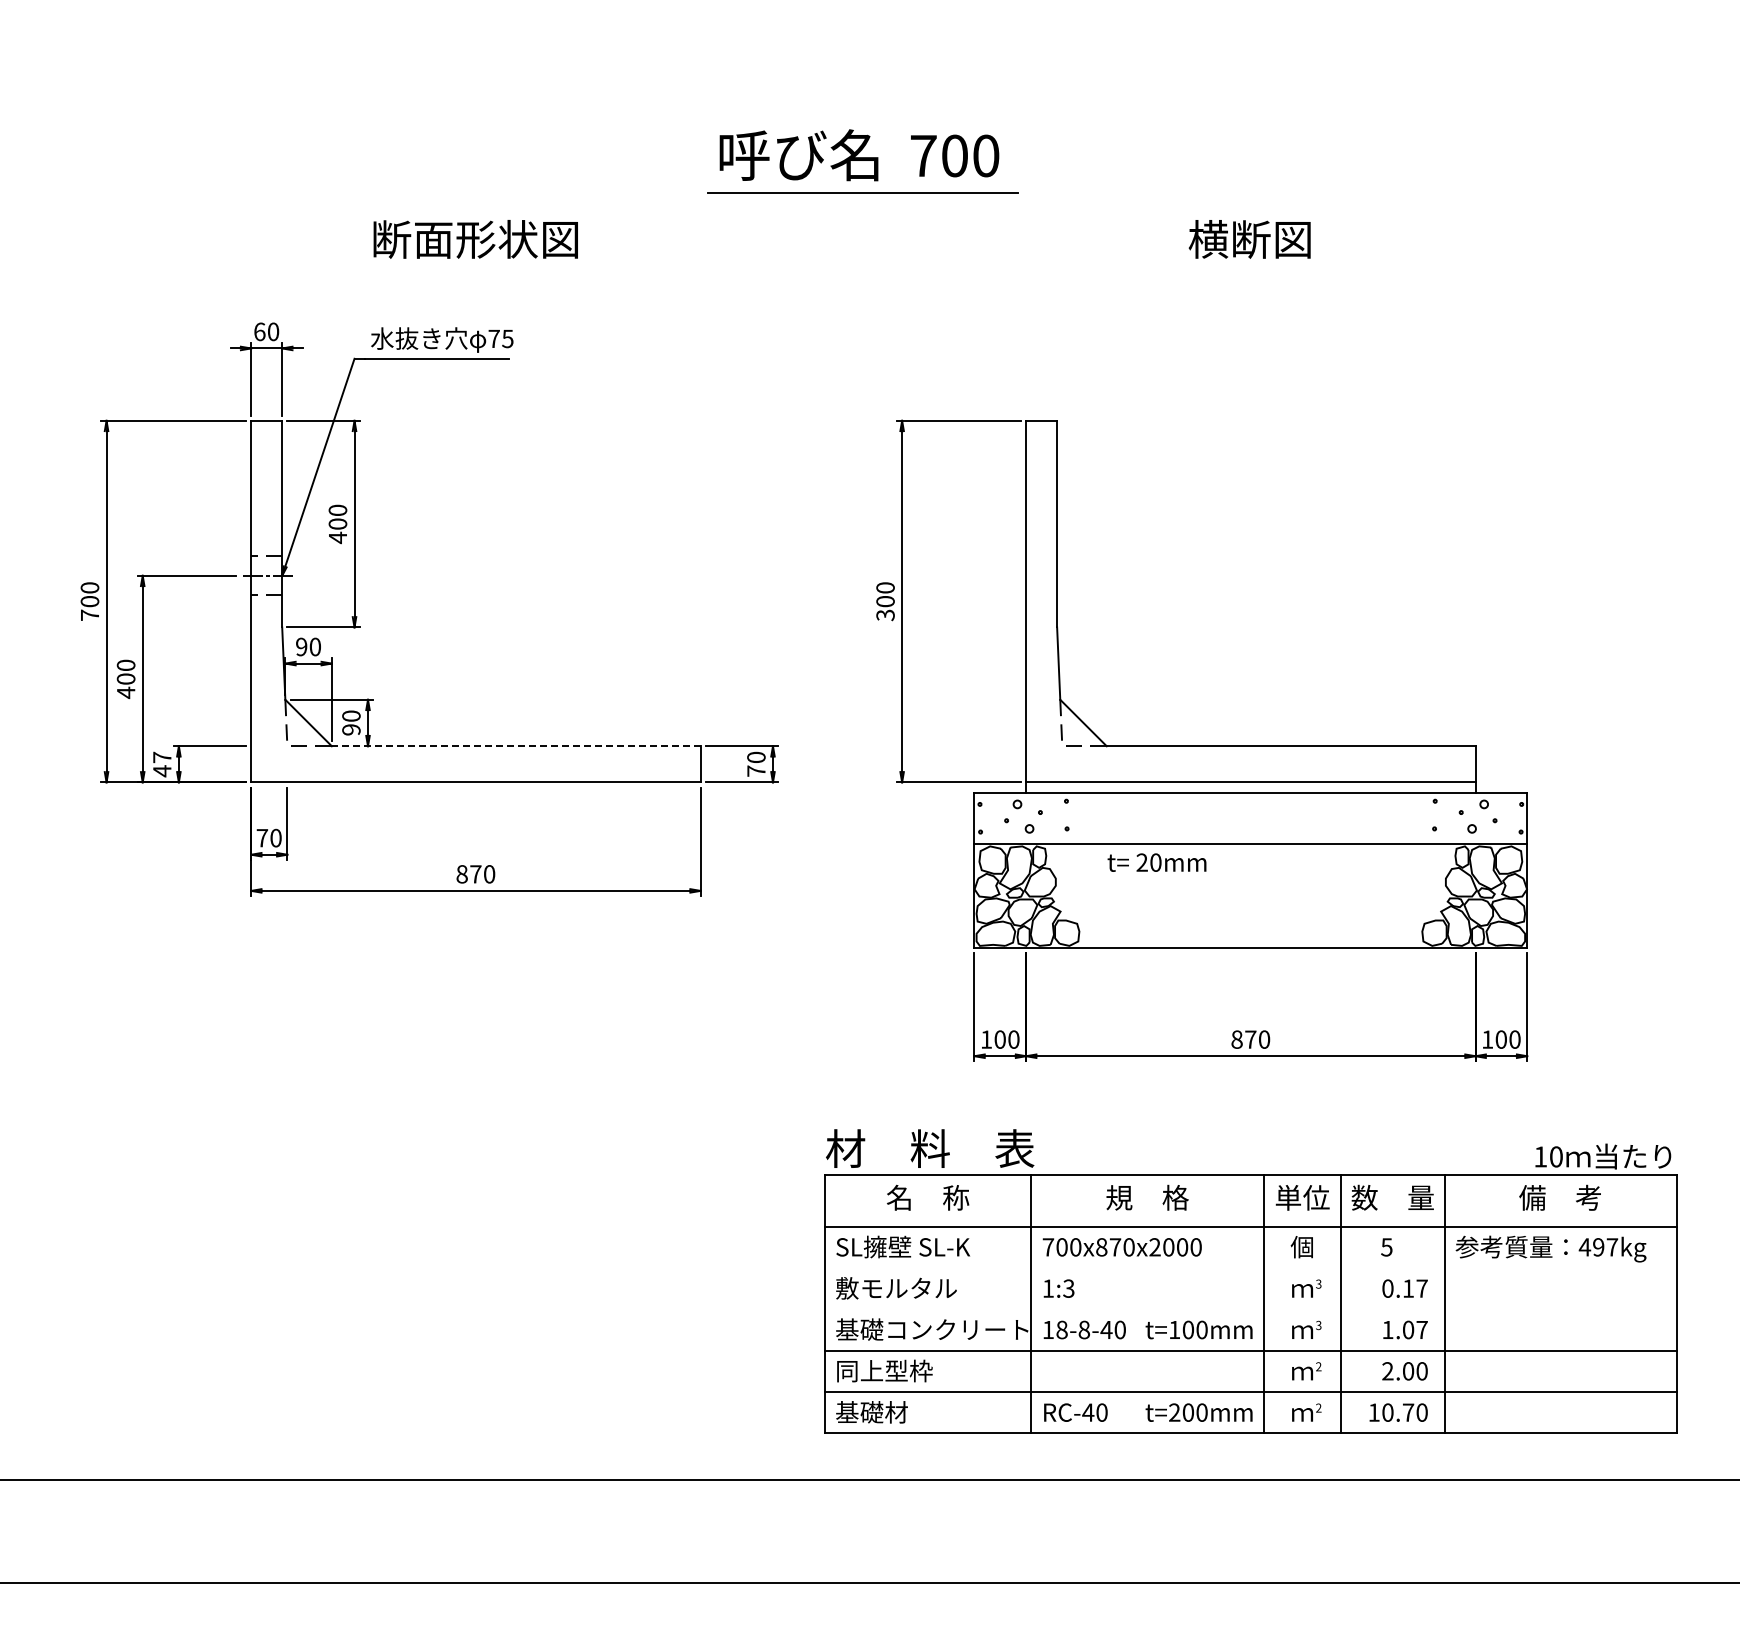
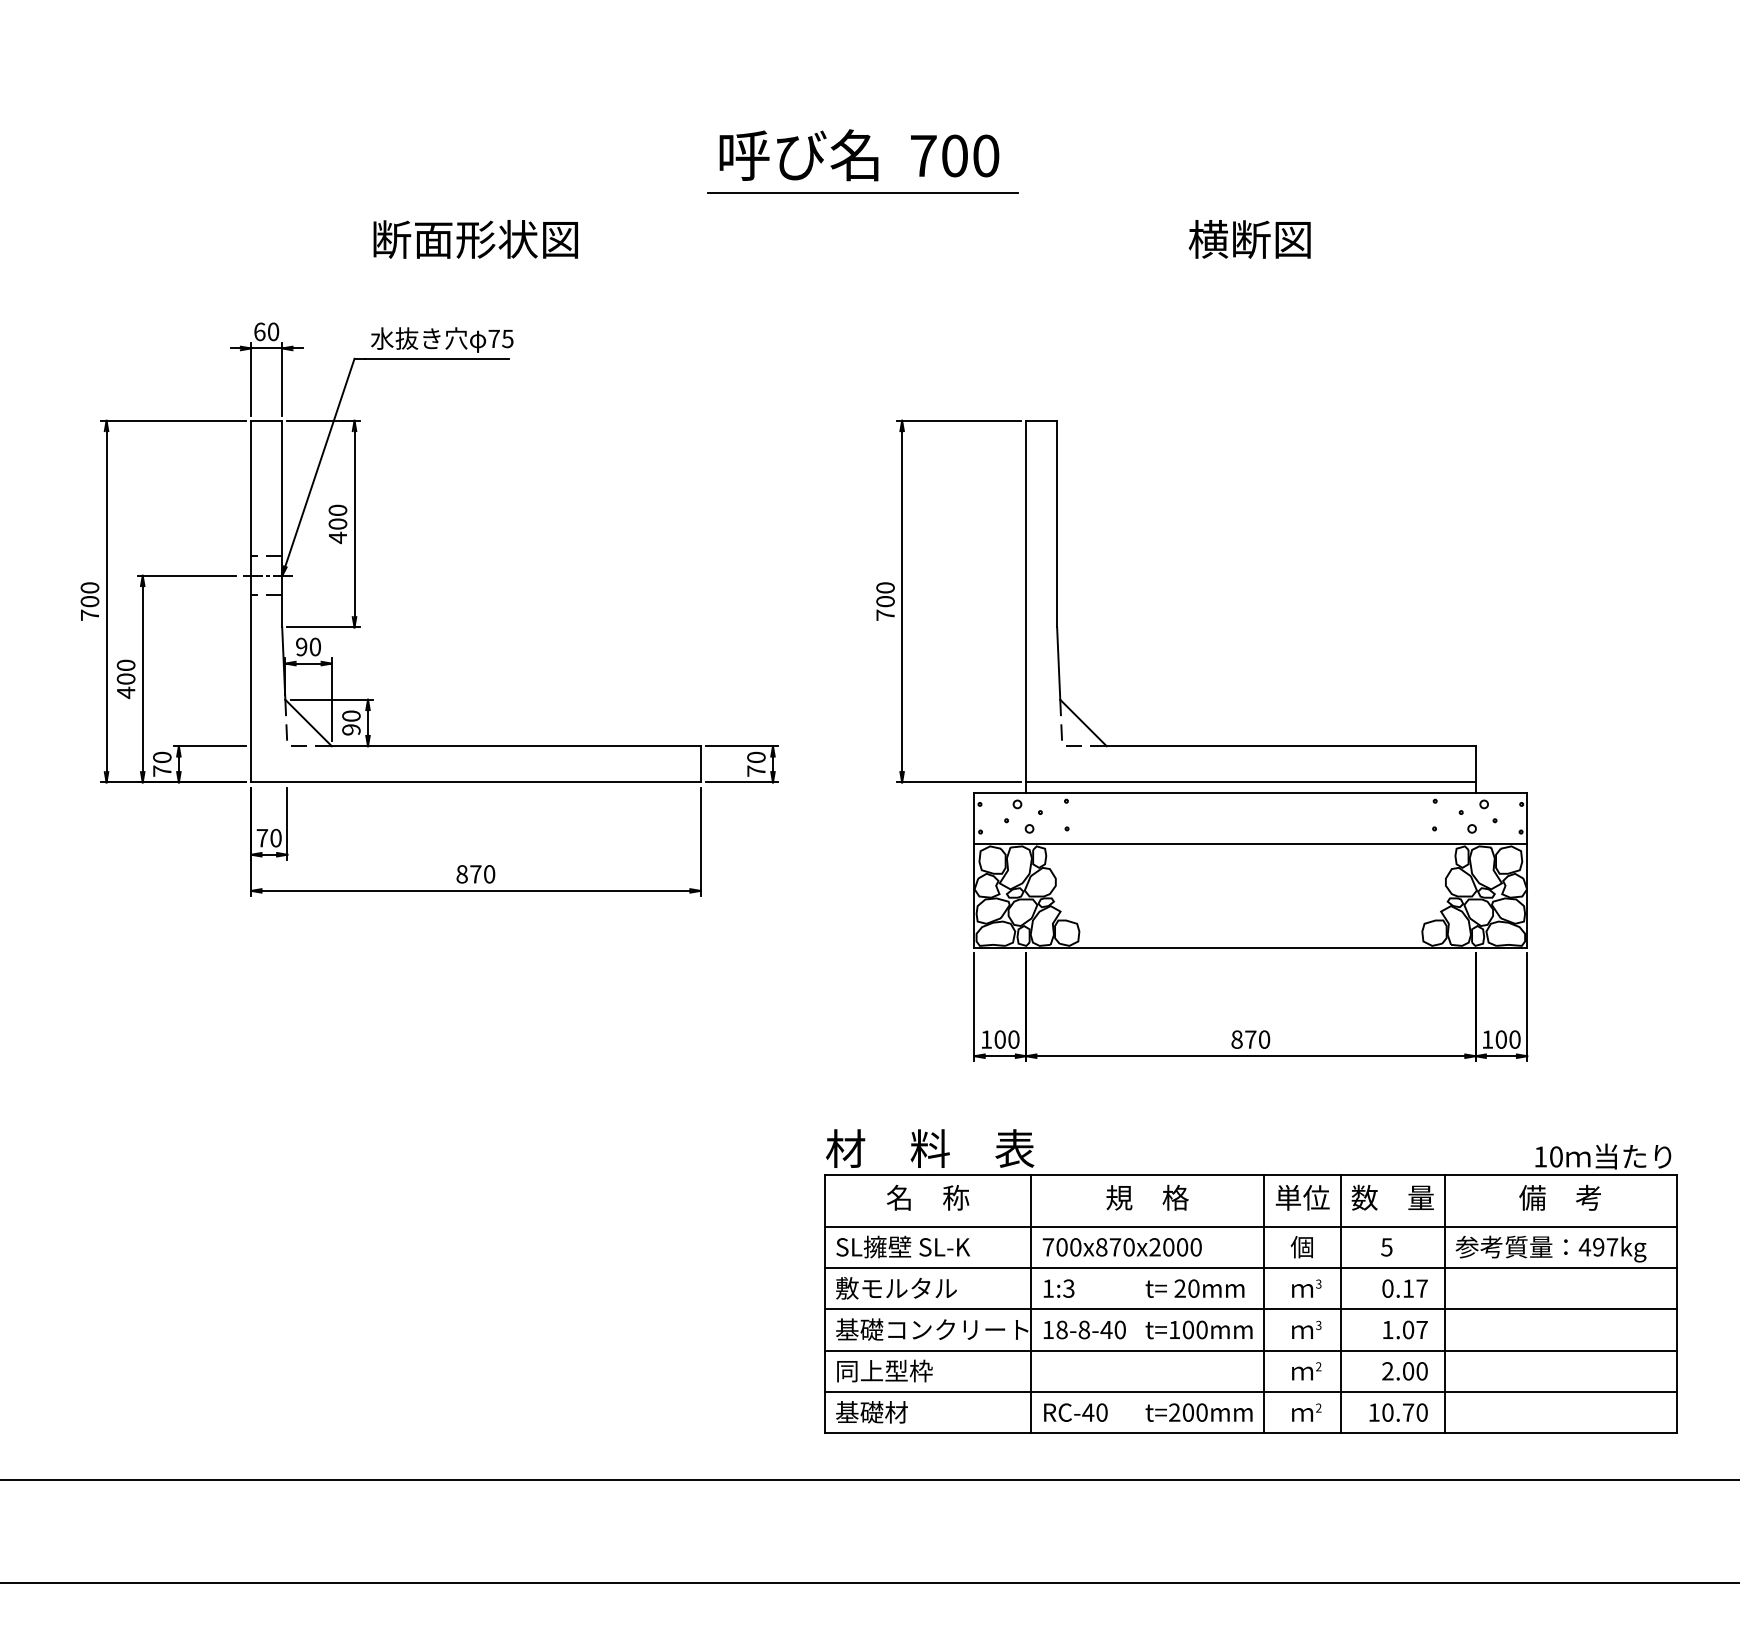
text: 300 -> 700 (885, 615)
line: dashed -> solid (515, 746)
text: 47 -> 70 (162, 764)
text position: (1156, 862) -> (1194, 1288) (1194, 1288)
line: none -> present (1250, 1268)
line: none -> present (1250, 1309)
